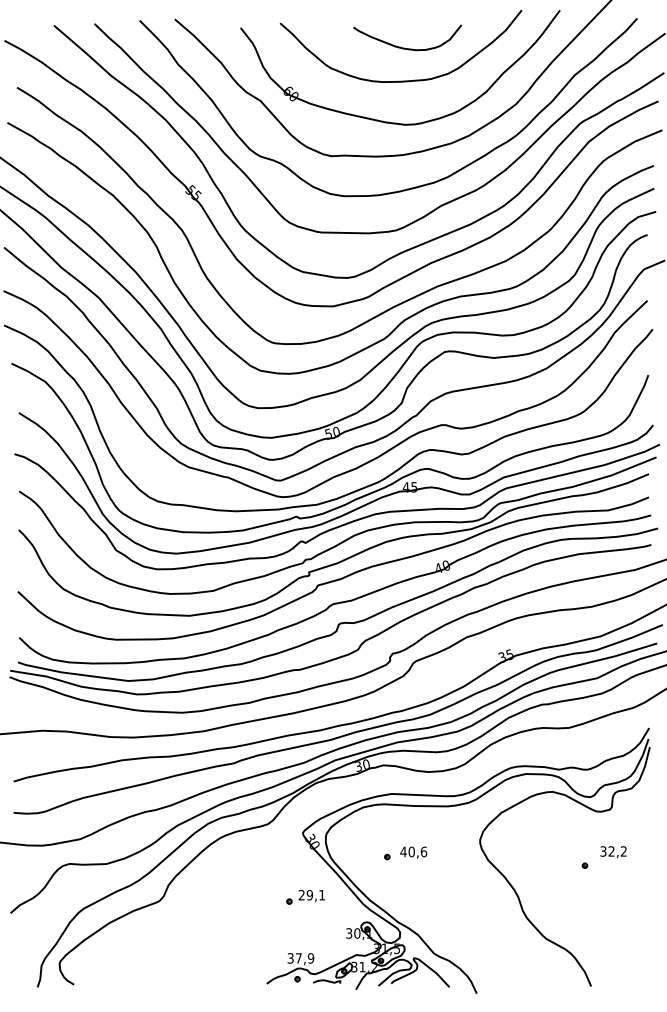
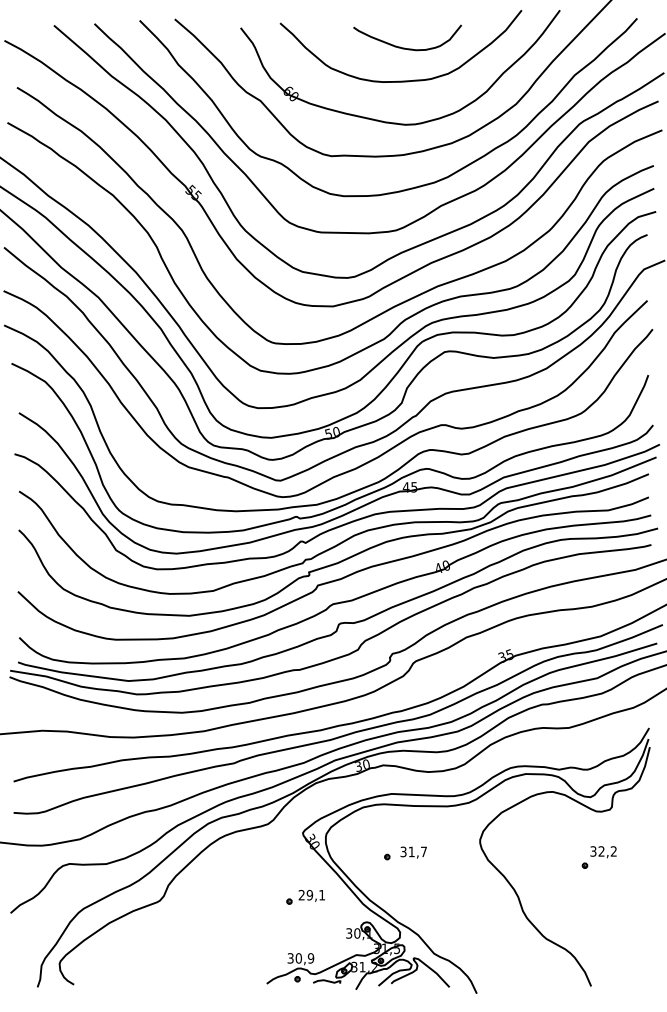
text: 40,6 -> 31,7 (413, 851)
text position: (613, 852) -> (603, 852) (603, 852)
text: 37,9 -> 30,9 (298, 958)
